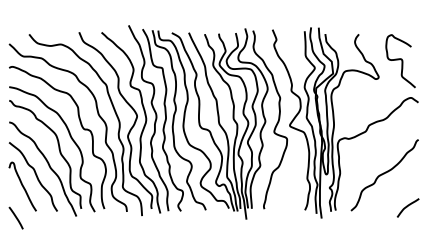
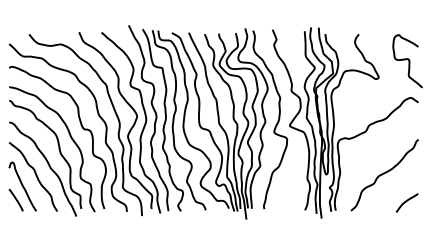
curve position: (400, 60) -> (407, 60) (407, 60)
curve position: (407, 207) -> (406, 202) (406, 202)
line position: (15, 217) -> (15, 199) (15, 199)
